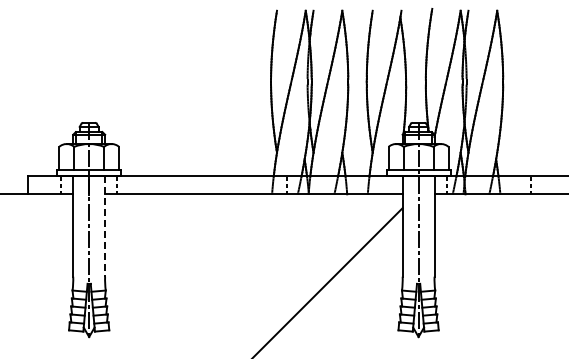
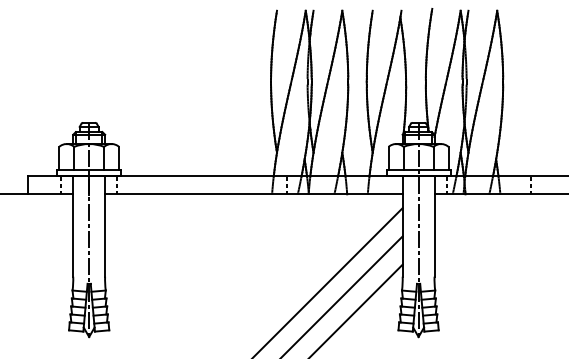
line: dashed -> solid (105, 227)
line: none -> present (342, 295)
line: none -> present (357, 309)
